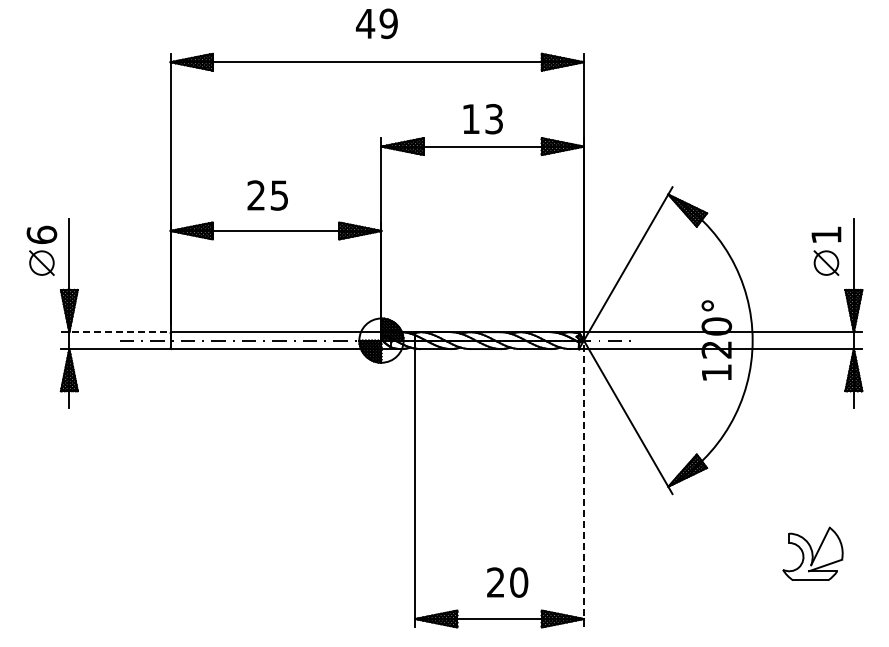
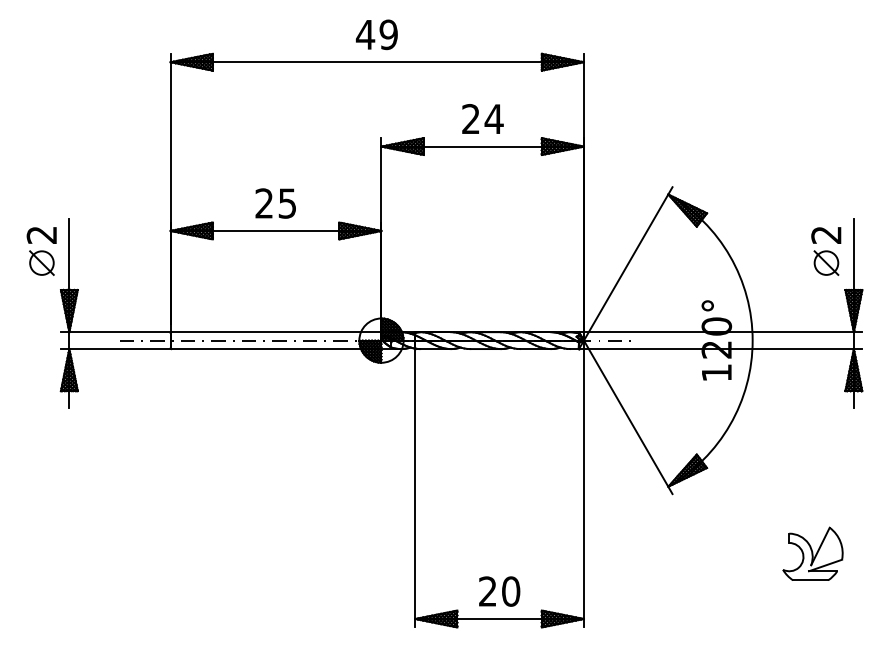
text position: (376, 23) -> (376, 34) (376, 34)
text: 13 -> 24 (482, 119)
text position: (267, 195) -> (275, 203) (275, 203)
text: 6 -> 2 (41, 234)
text: 1 -> 2 (826, 234)
line: dashed -> solid (115, 332)
line: dashed -> solid (583, 483)
text position: (507, 582) -> (499, 591) (499, 591)
